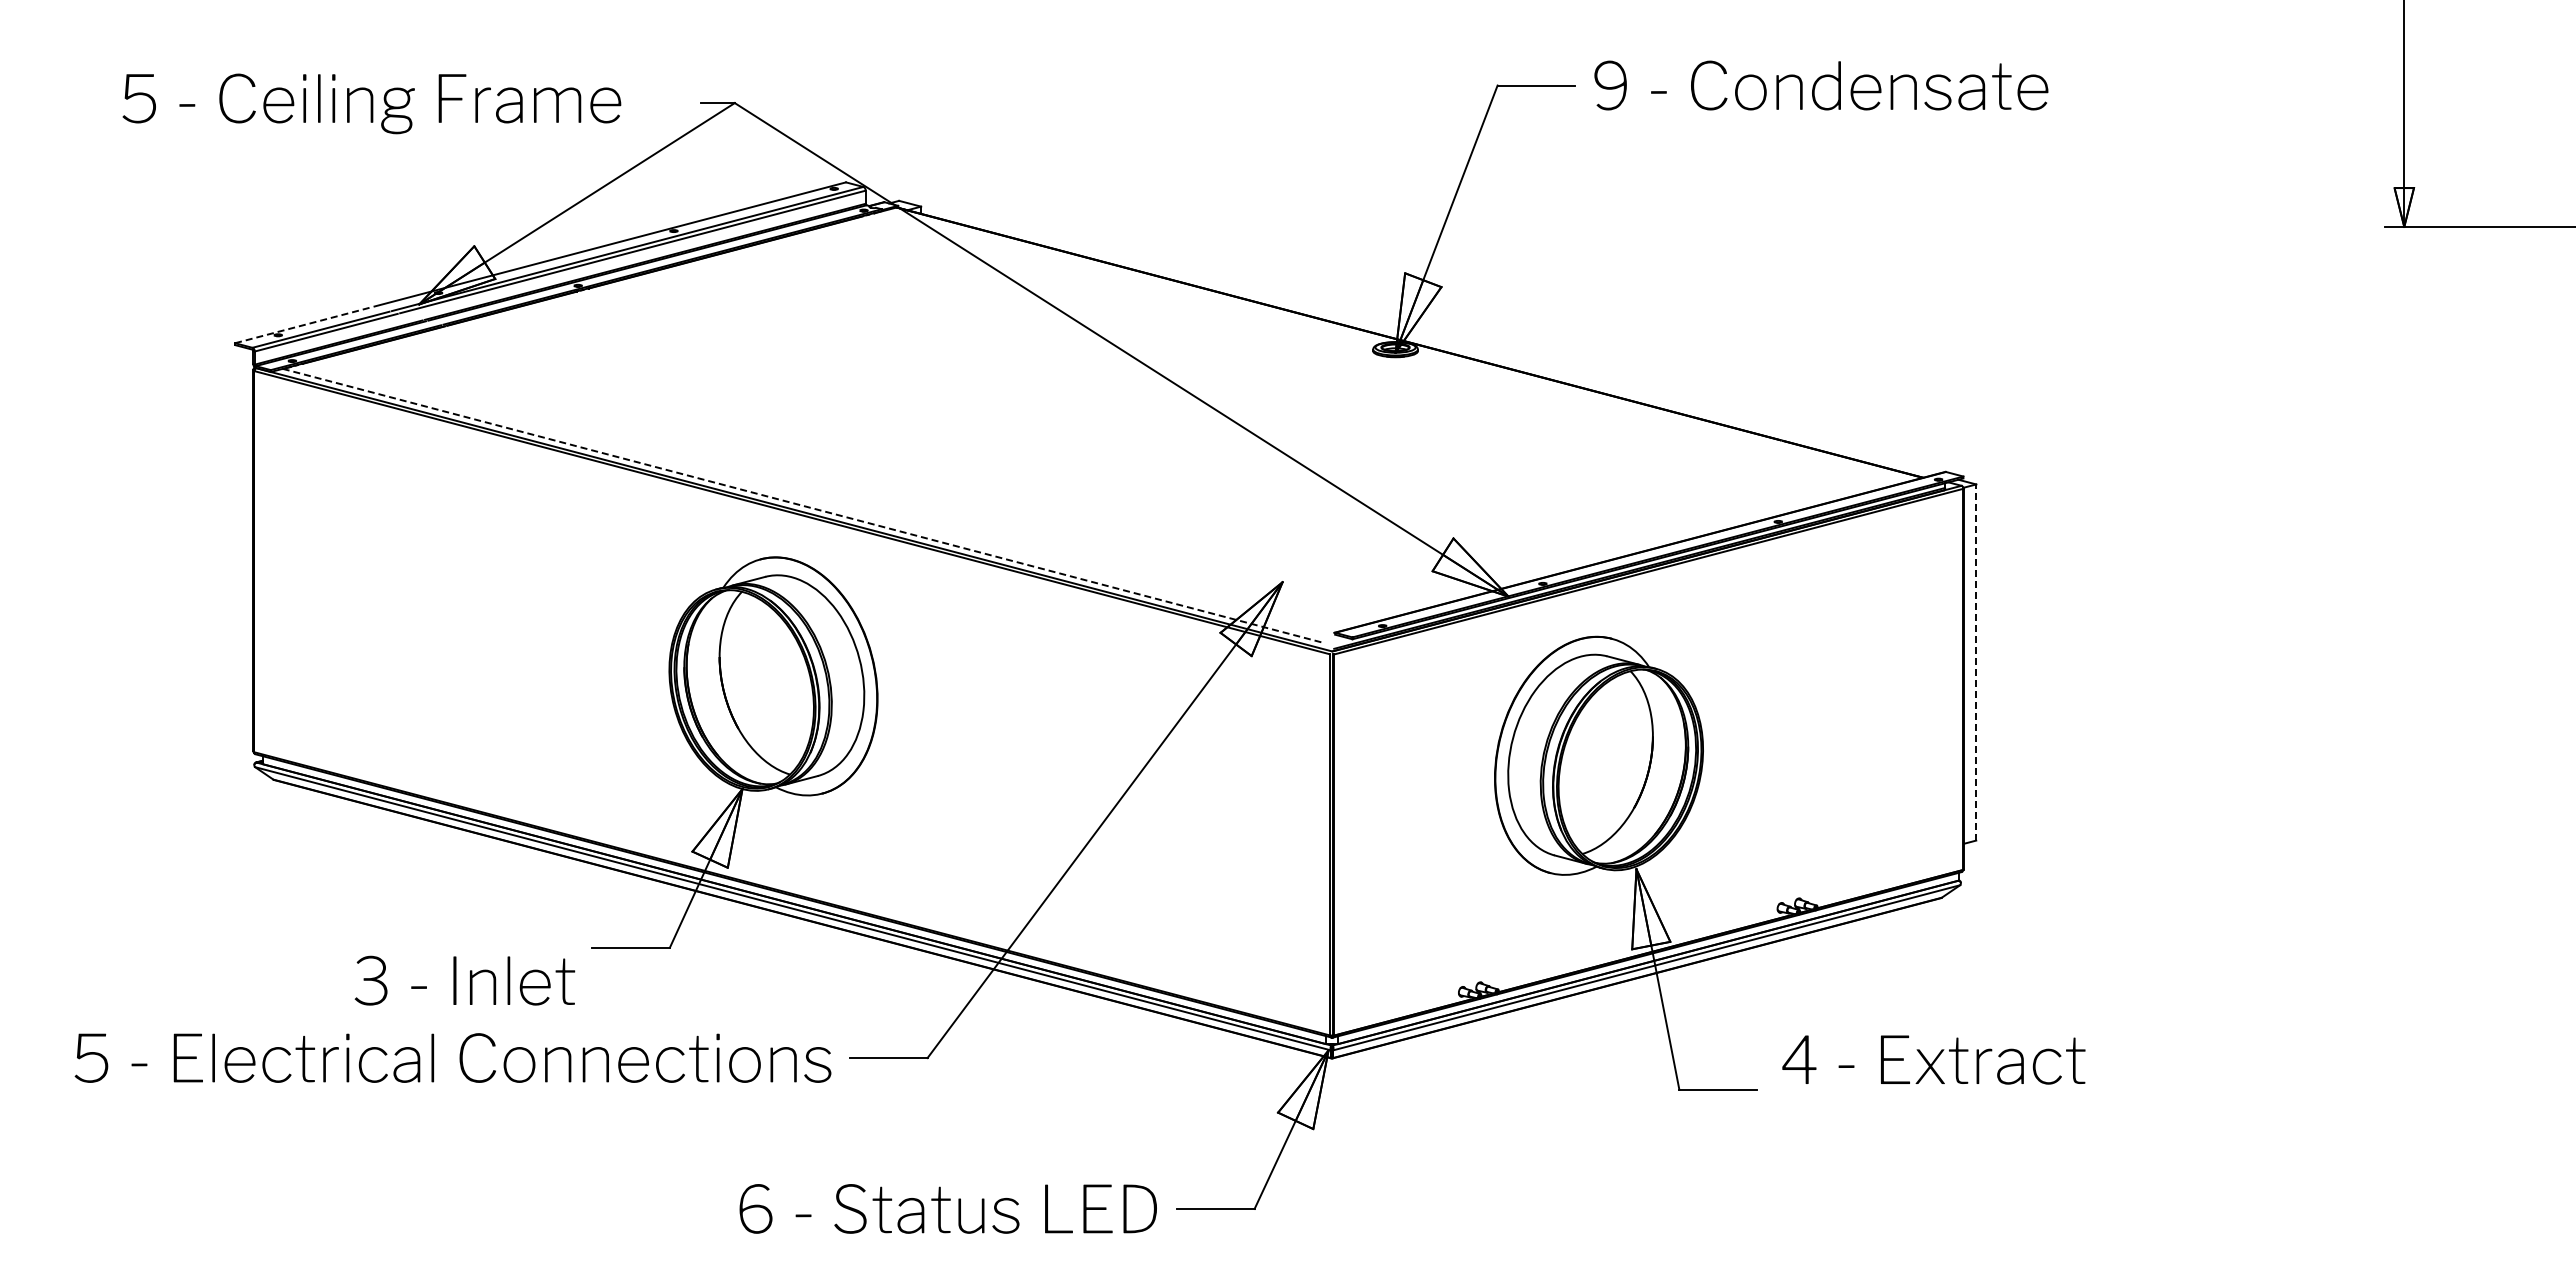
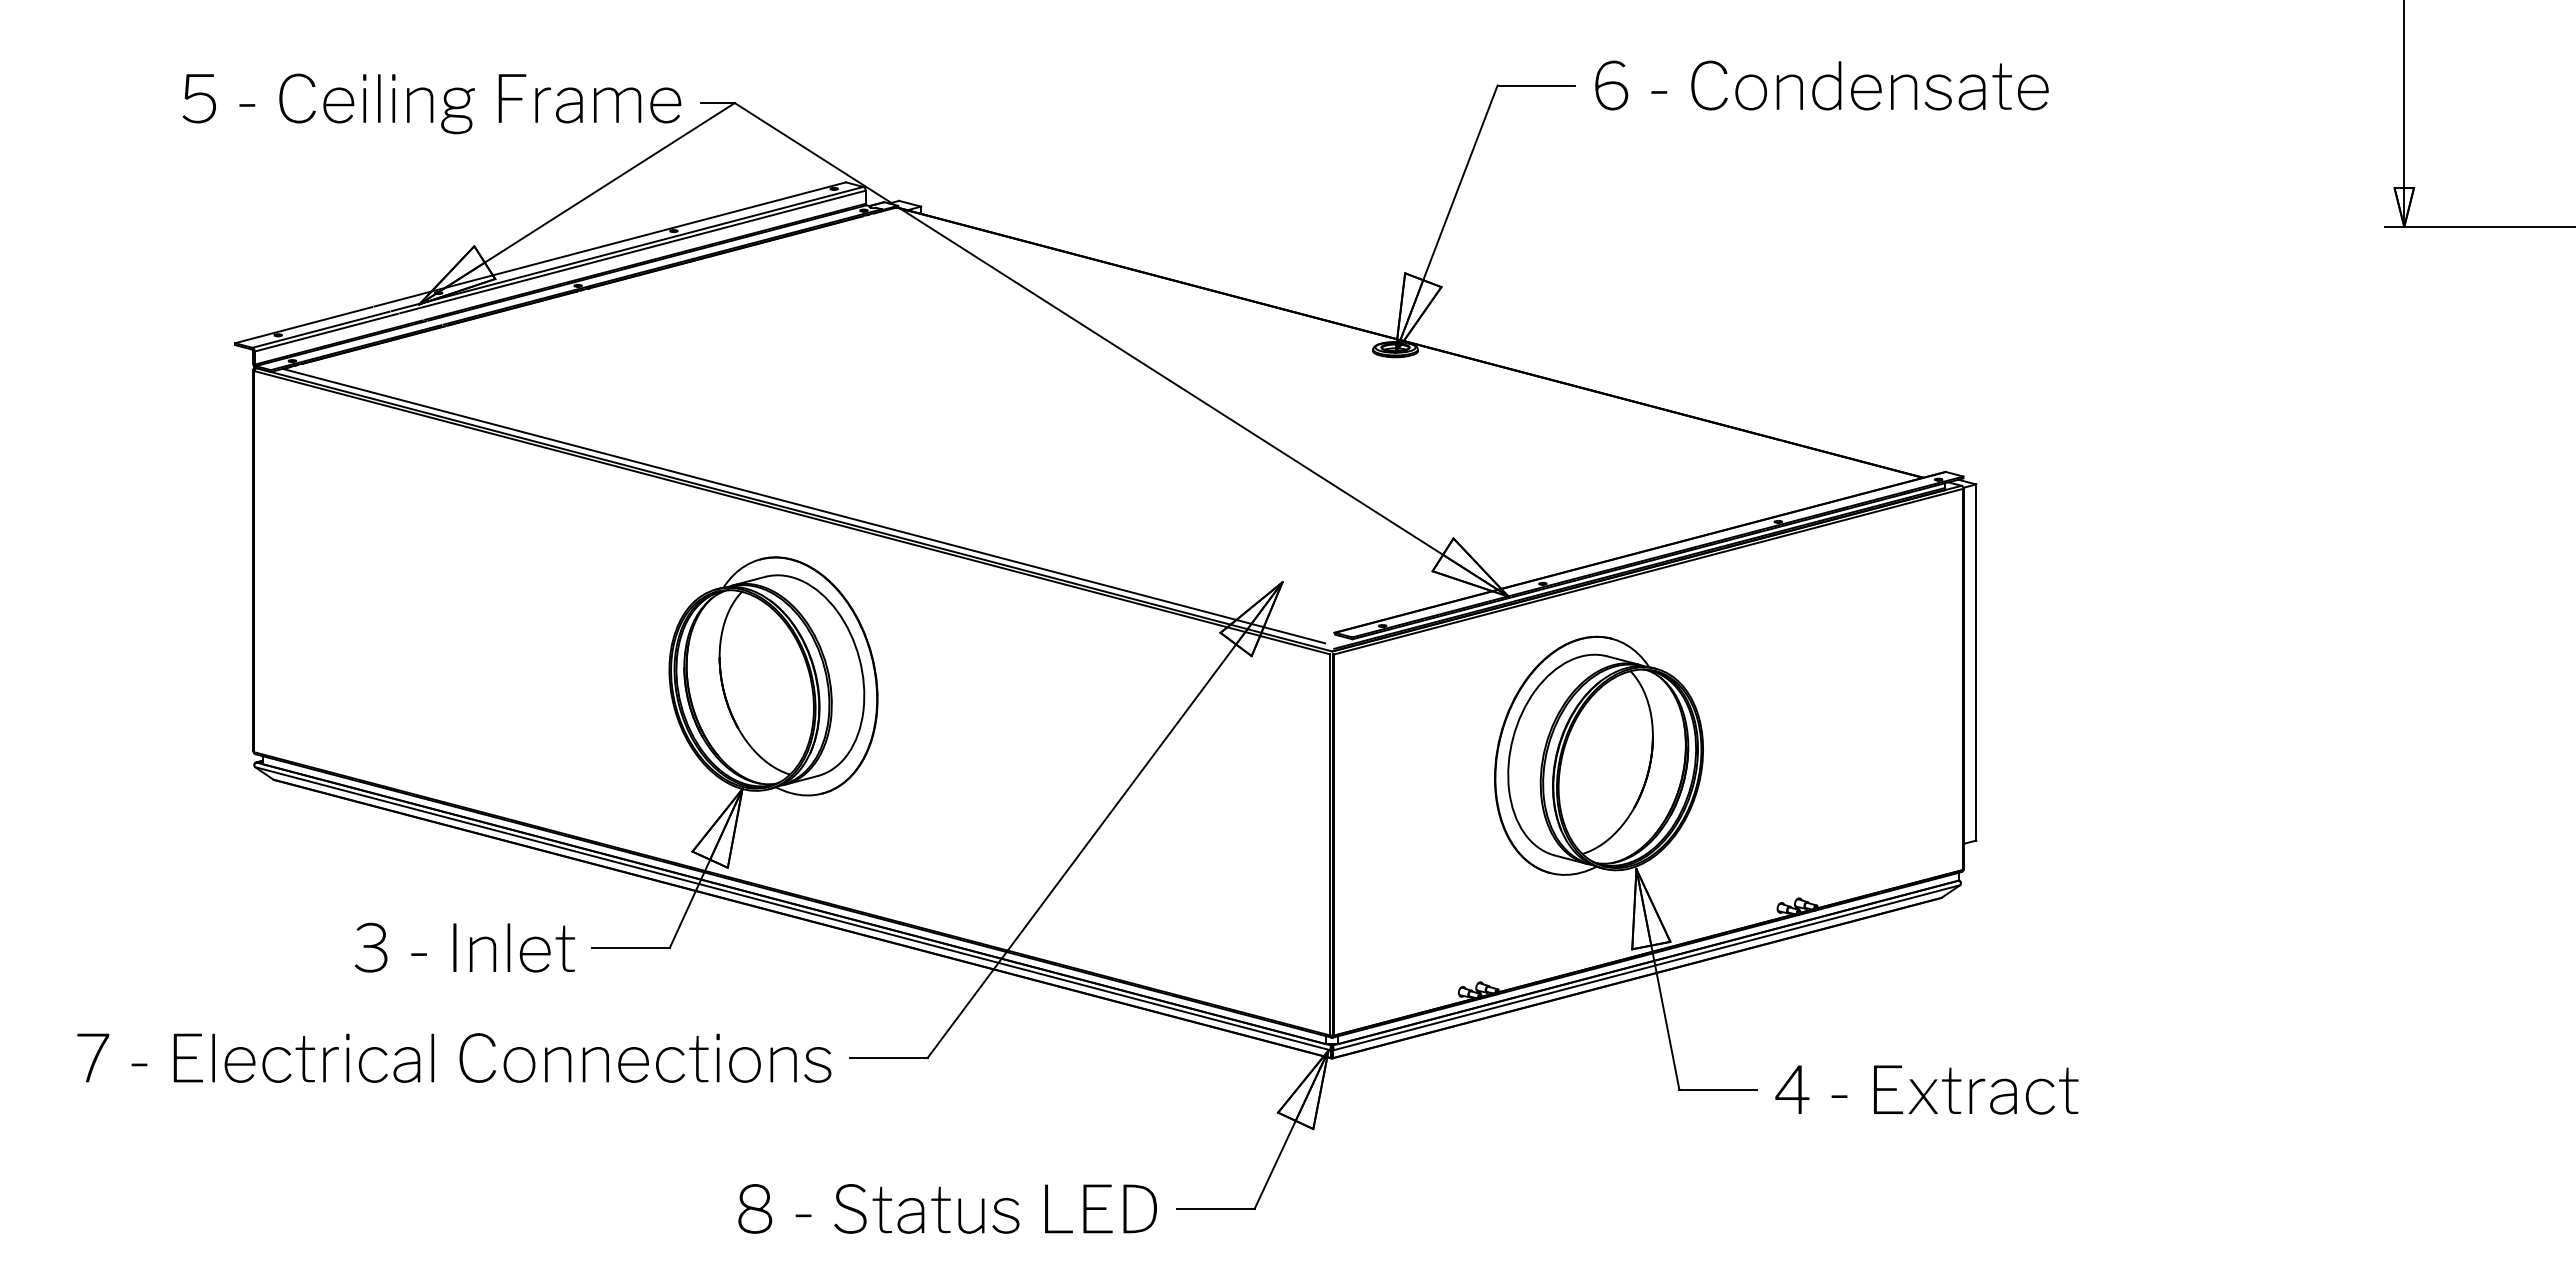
text: 9 -> 6 (1821, 85)
text position: (371, 103) -> (431, 103) (431, 103)
line: dashed -> solid (303, 325)
line: dashed -> solid (803, 506)
line: dashed -> solid (1976, 662)
text position: (464, 980) -> (464, 947) (464, 947)
text: 5 -> 7 (91, 1057)
text position: (1933, 1059) -> (1926, 1089) (1926, 1089)
text: 6 -> 8 (755, 1208)
